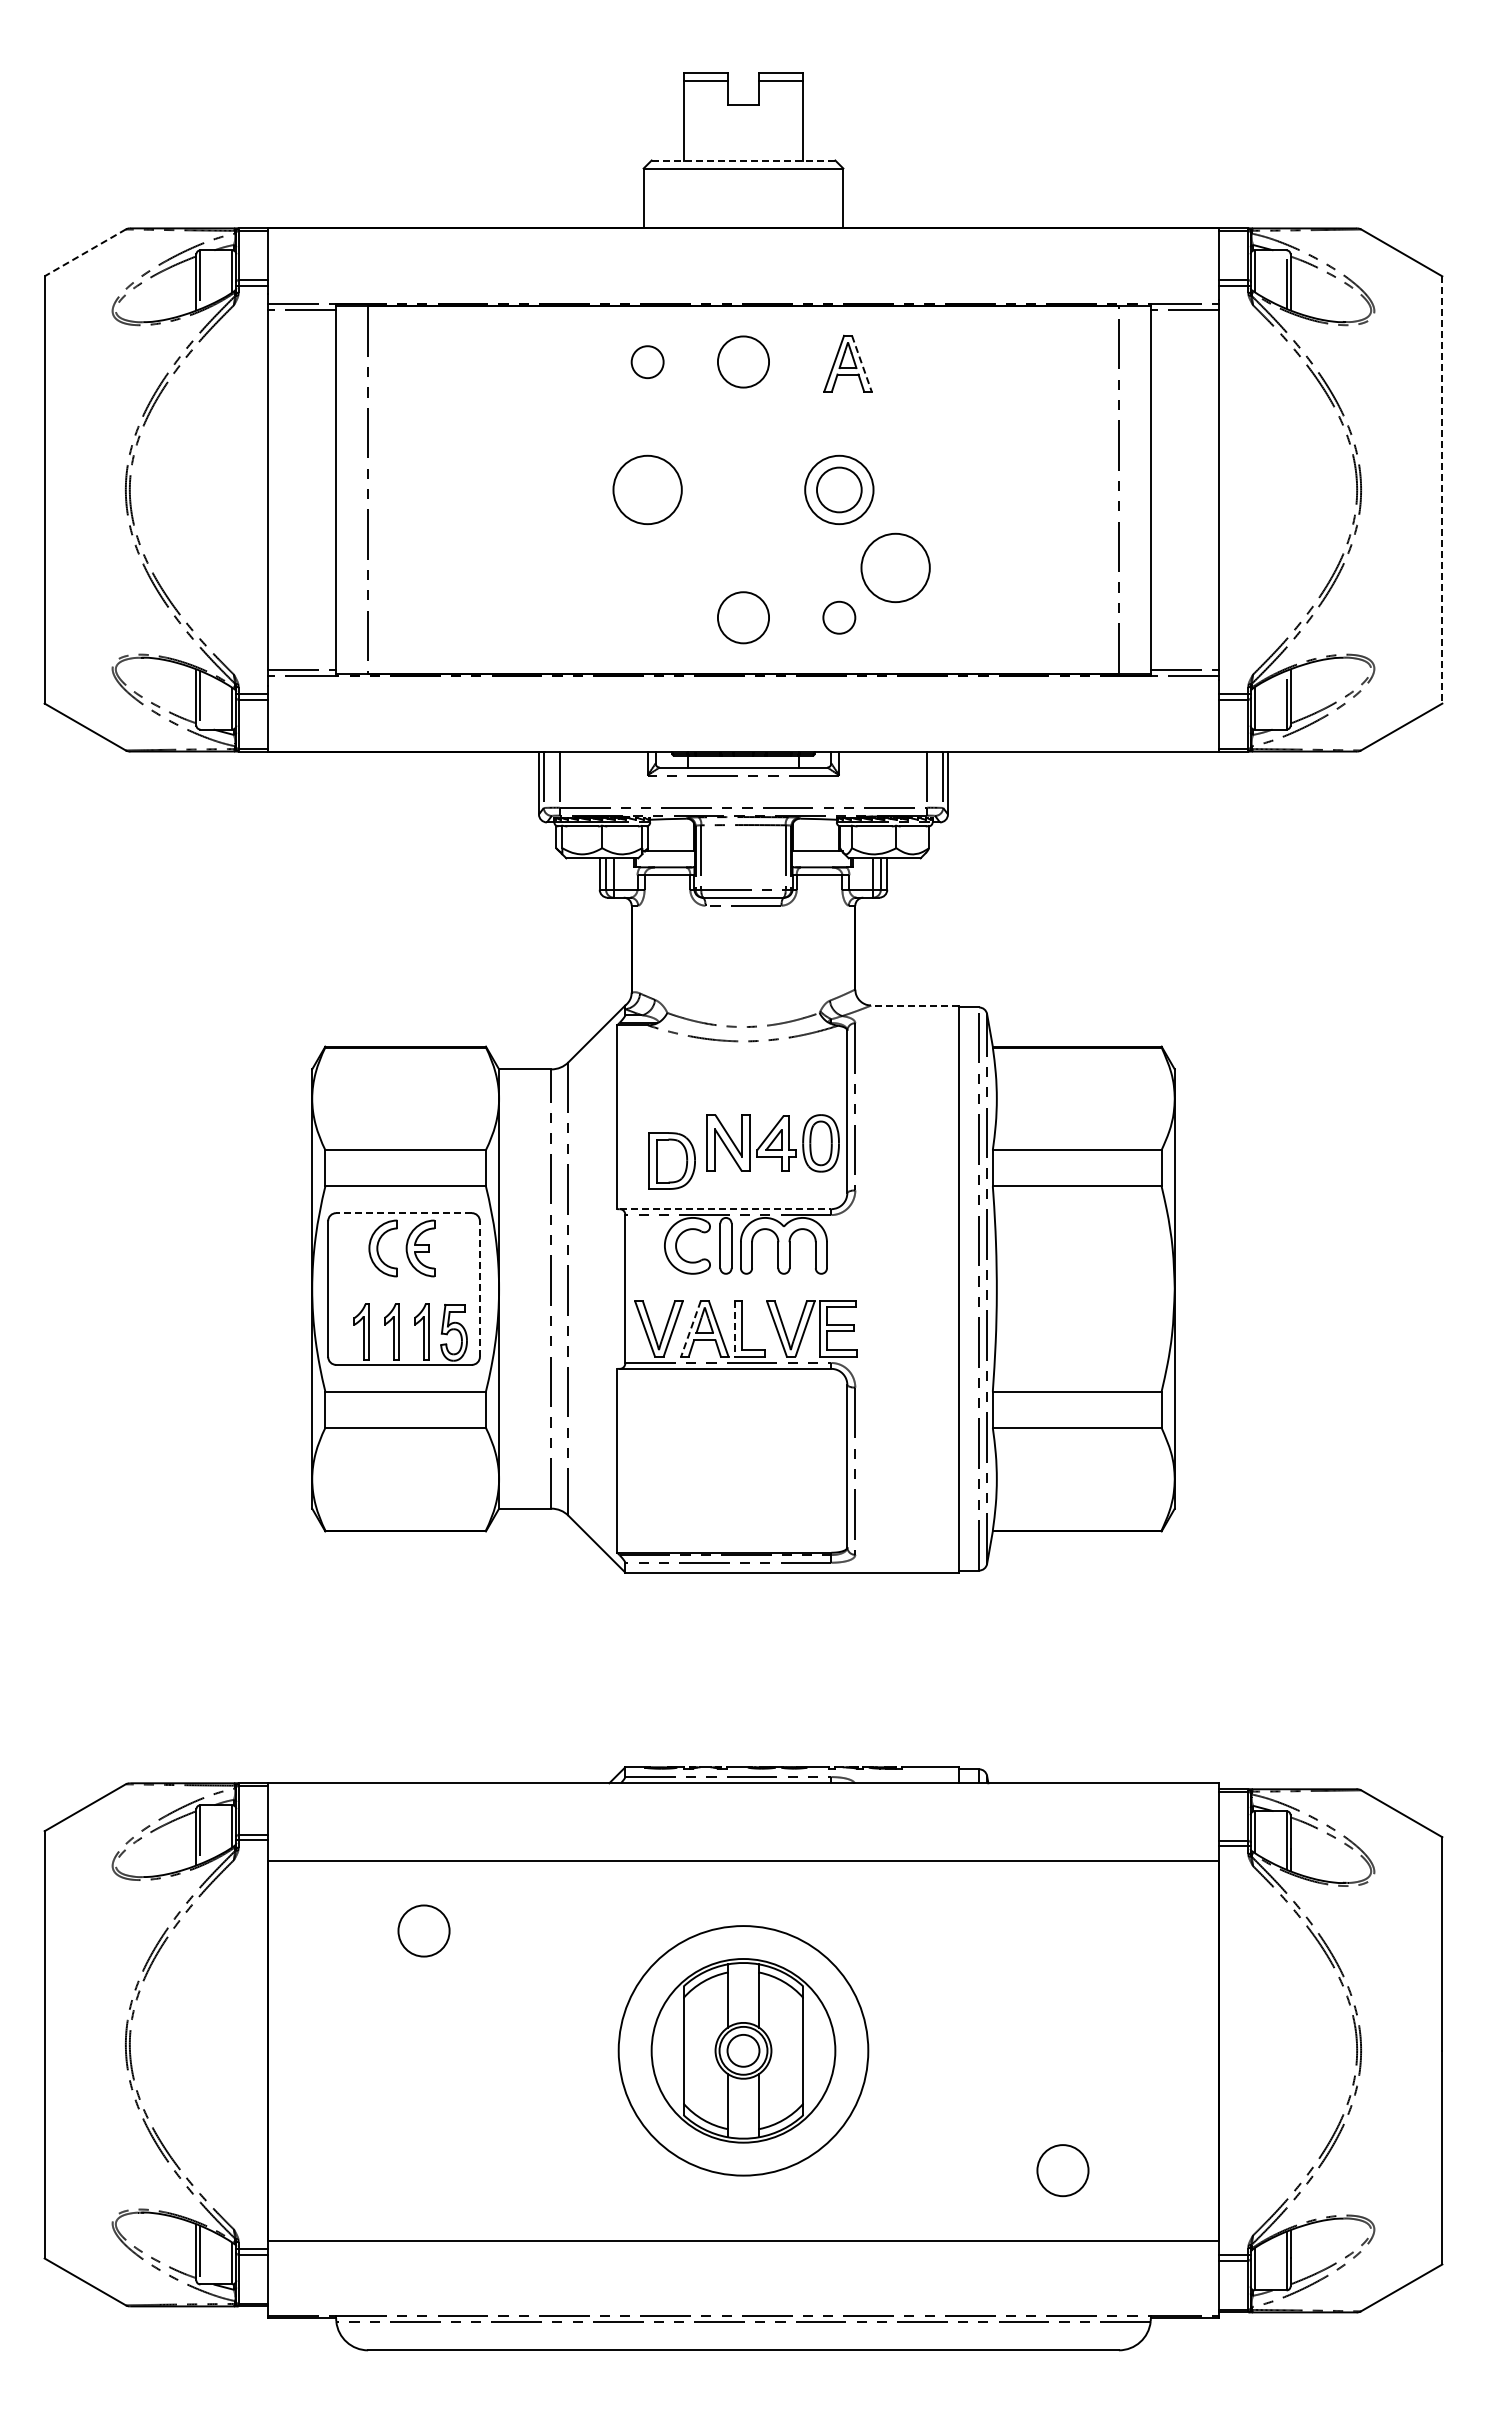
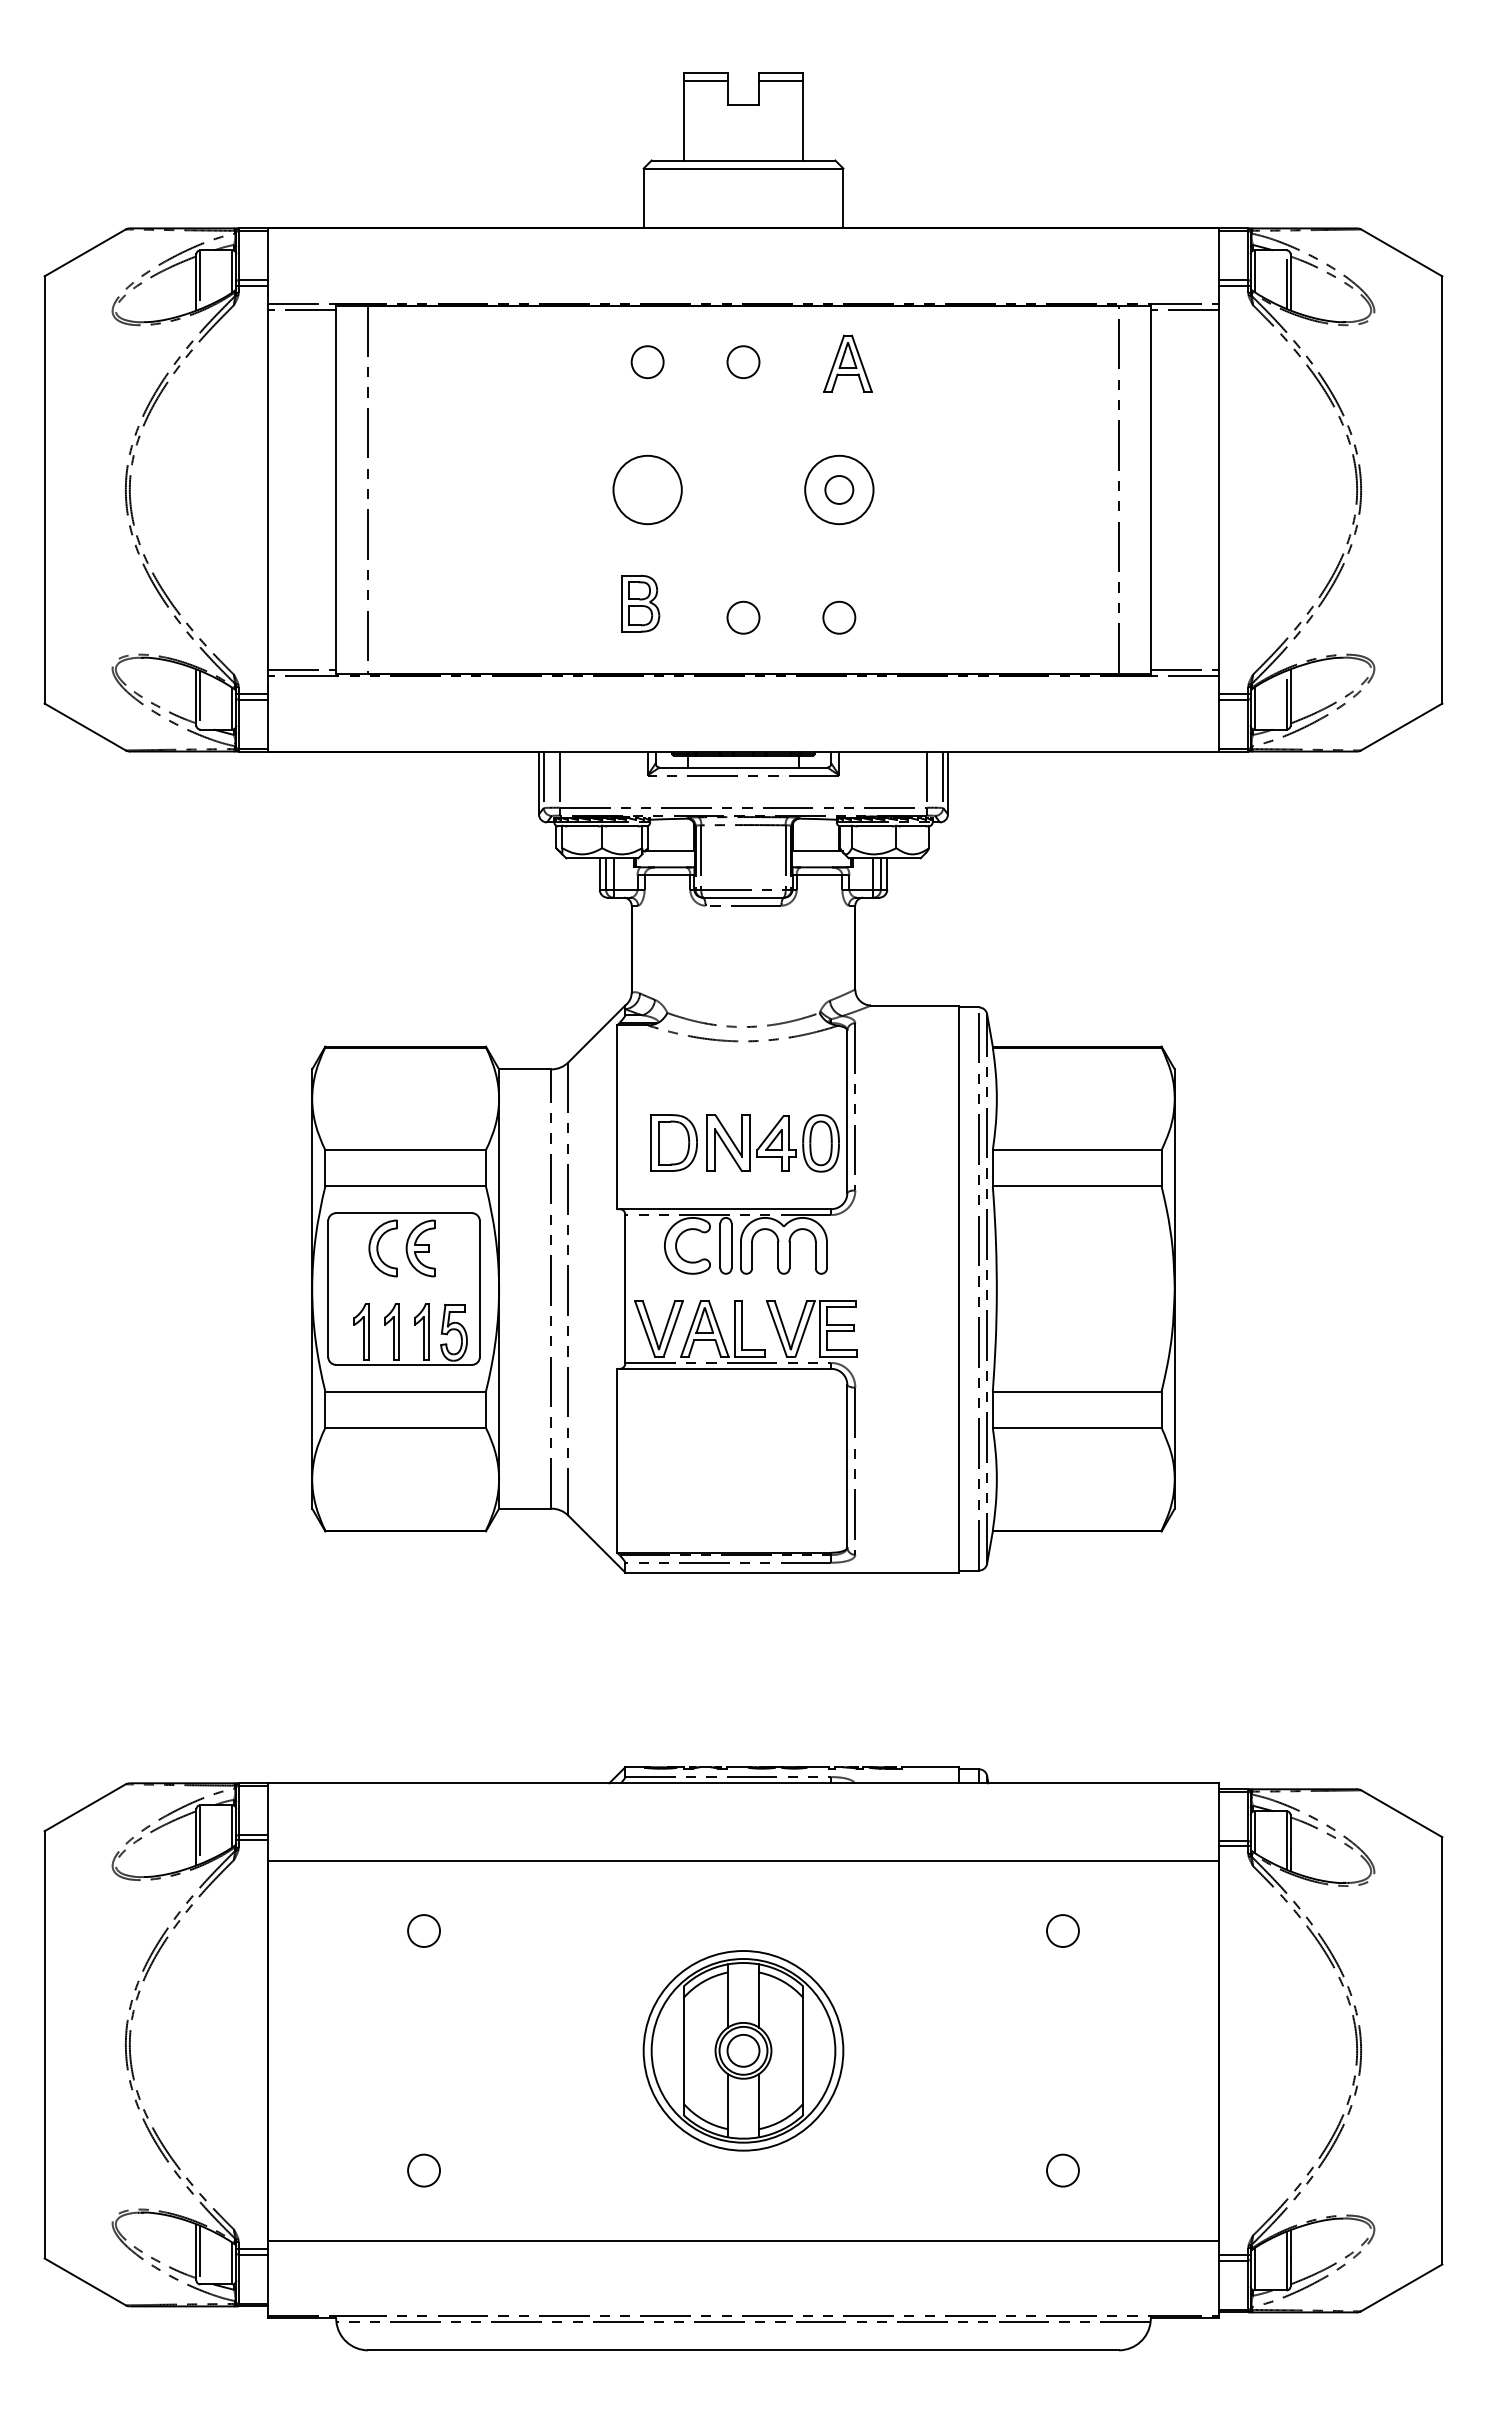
line: dashed -> solid (743, 160)
line: dashed -> solid (84, 253)
circle size: 53x54 px -> 35x35 px (743, 362)
line: dashed -> solid (861, 363)
circle diameter: 45 px -> 28 px (839, 489)
line: dashed -> solid (1442, 489)
circle: present -> none (895, 567)
part: none -> present (640, 603)
circle diameter: 51 px -> 32 px (743, 617)
line: dashed -> solid (914, 1005)
part position: (671, 1160) -> (673, 1142) (673, 1142)
line: dashed -> solid (725, 1209)
line: dashed -> solid (404, 1213)
line: dashed -> solid (479, 1289)
line: dashed -> solid (734, 1328)
line: dashed -> solid (690, 1329)
circle diameter: 51 px -> 32 px (424, 1931)
circle: none -> present (1062, 1930)
circle diameter: 250 px -> 200 px (743, 2050)
circle: none -> present (423, 2170)
circle diameter: 51 px -> 32 px (1062, 2170)
